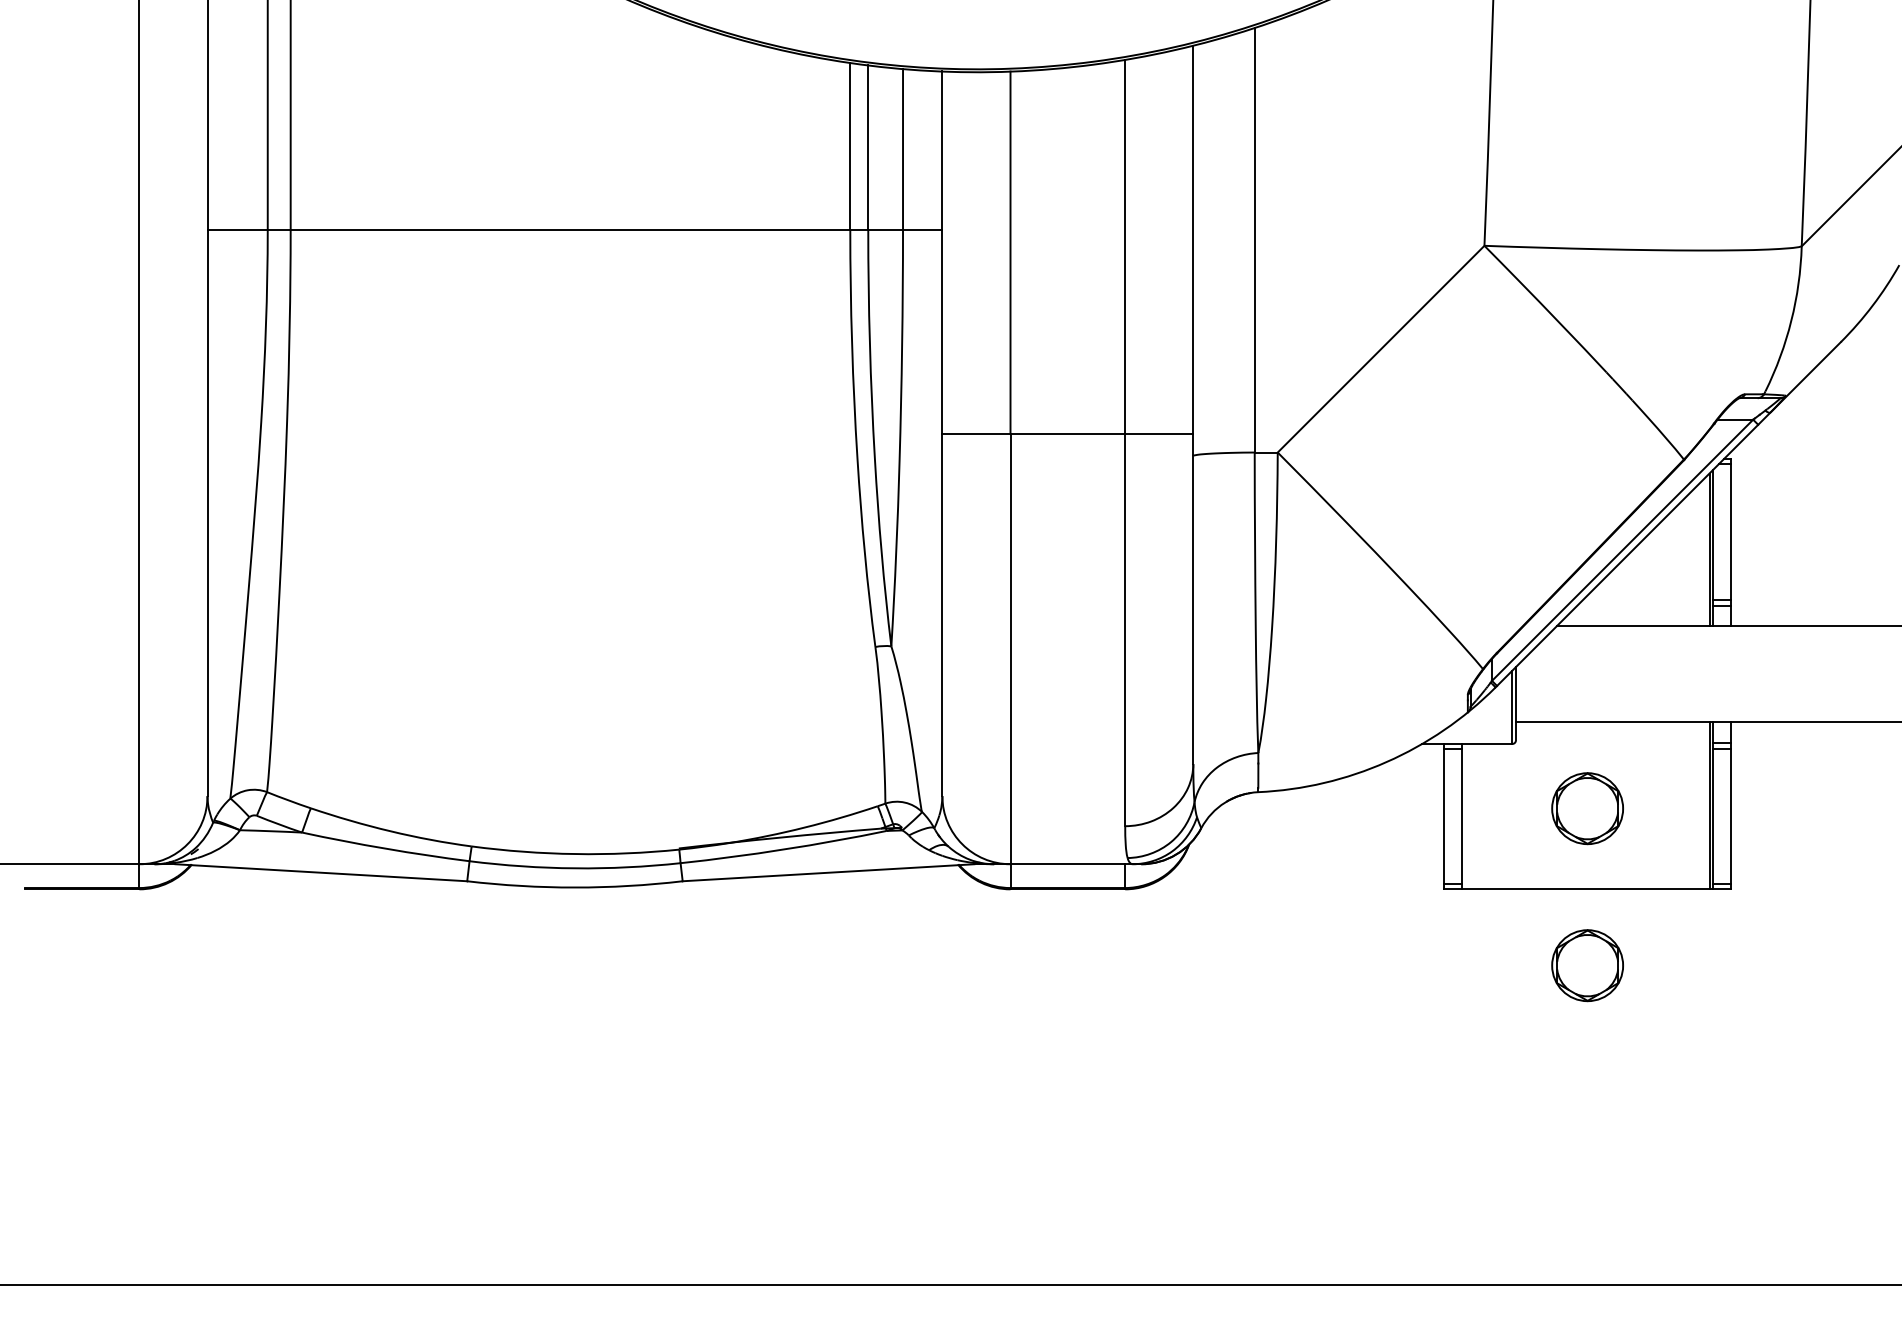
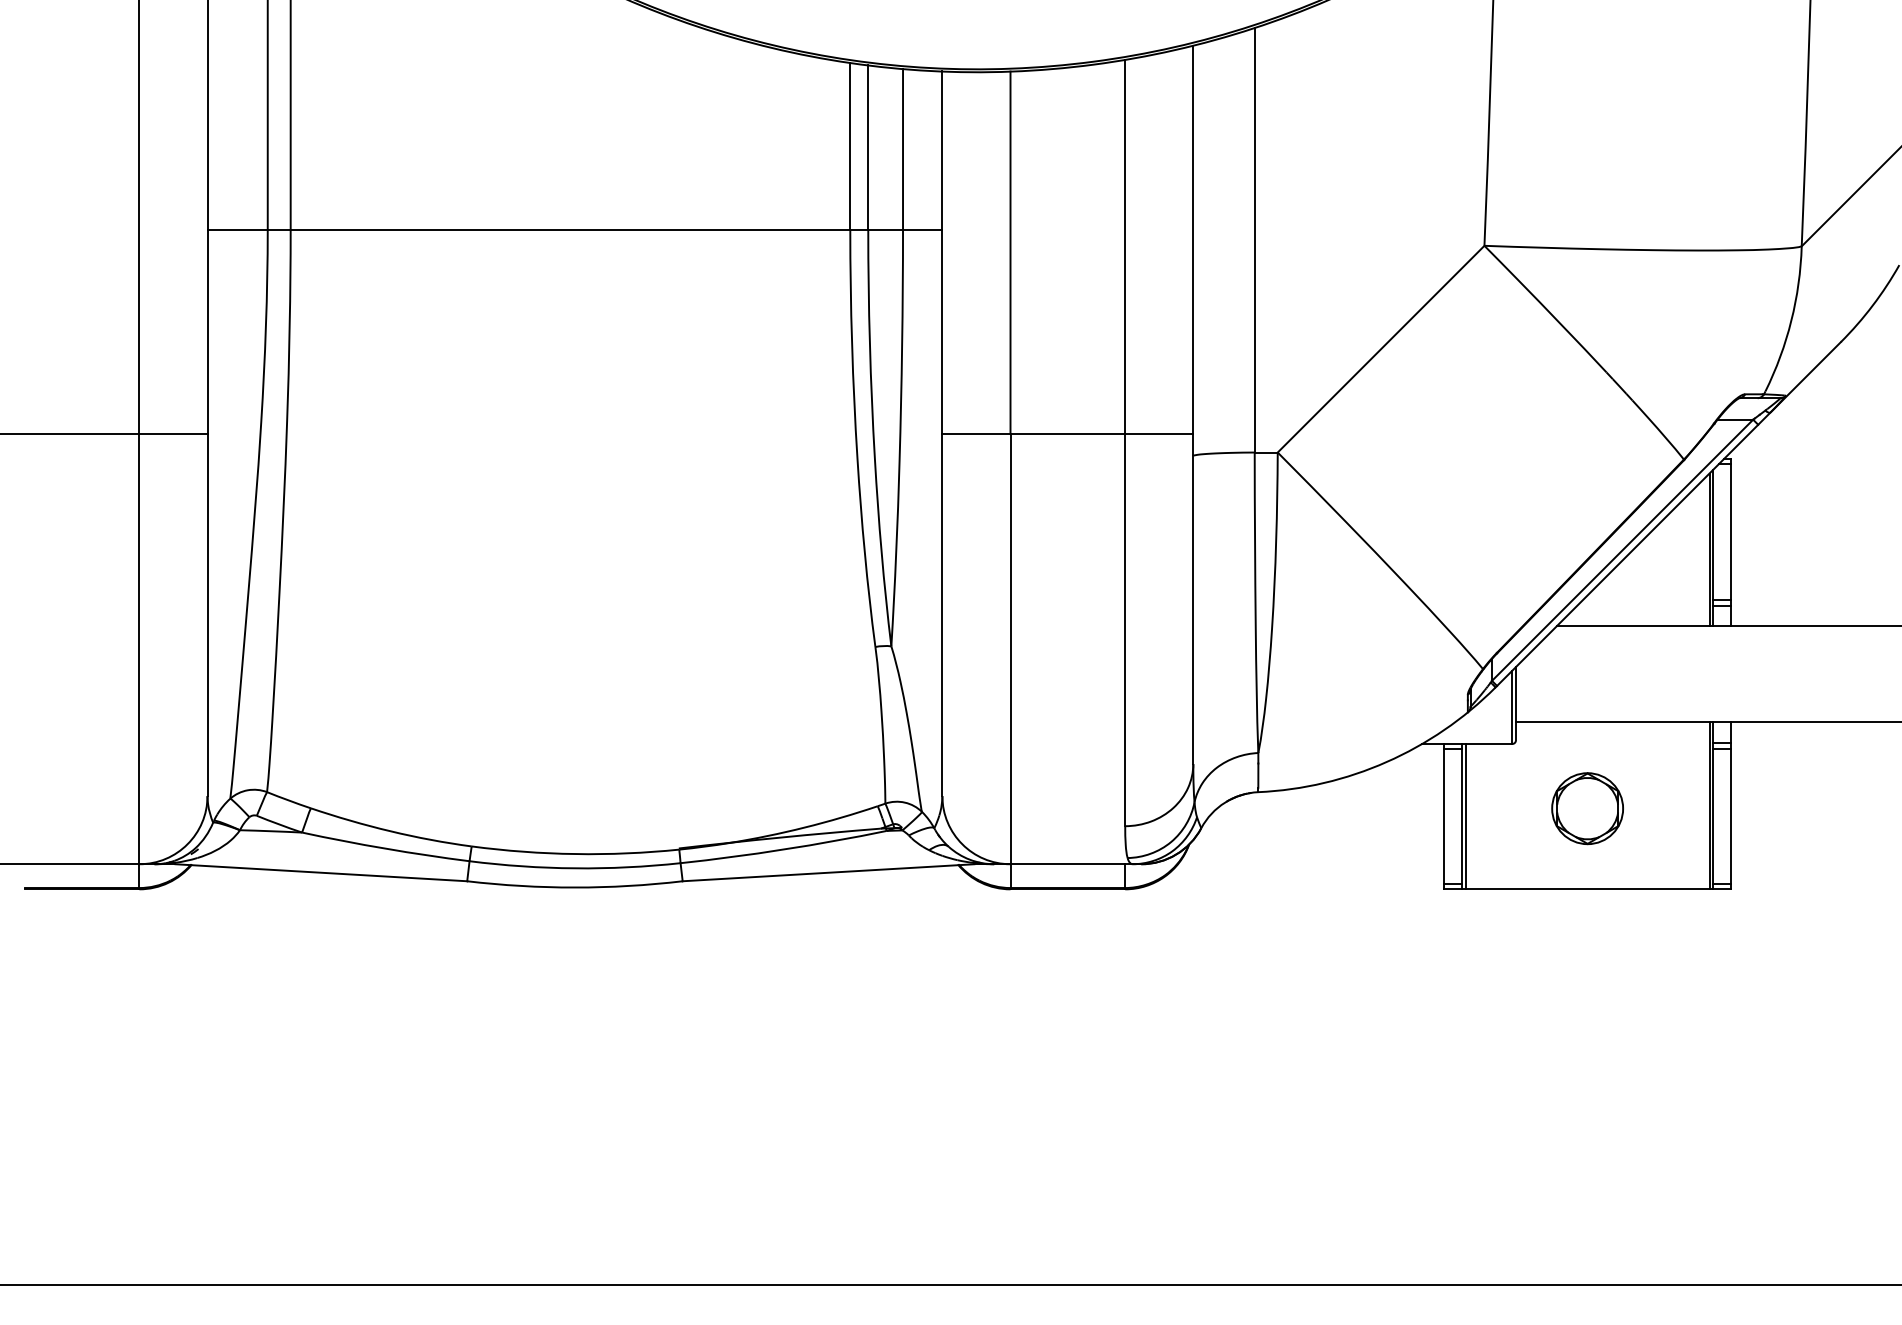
line: none -> present (104, 434)
line: none -> present (1465, 816)
part: present -> none (1587, 965)
